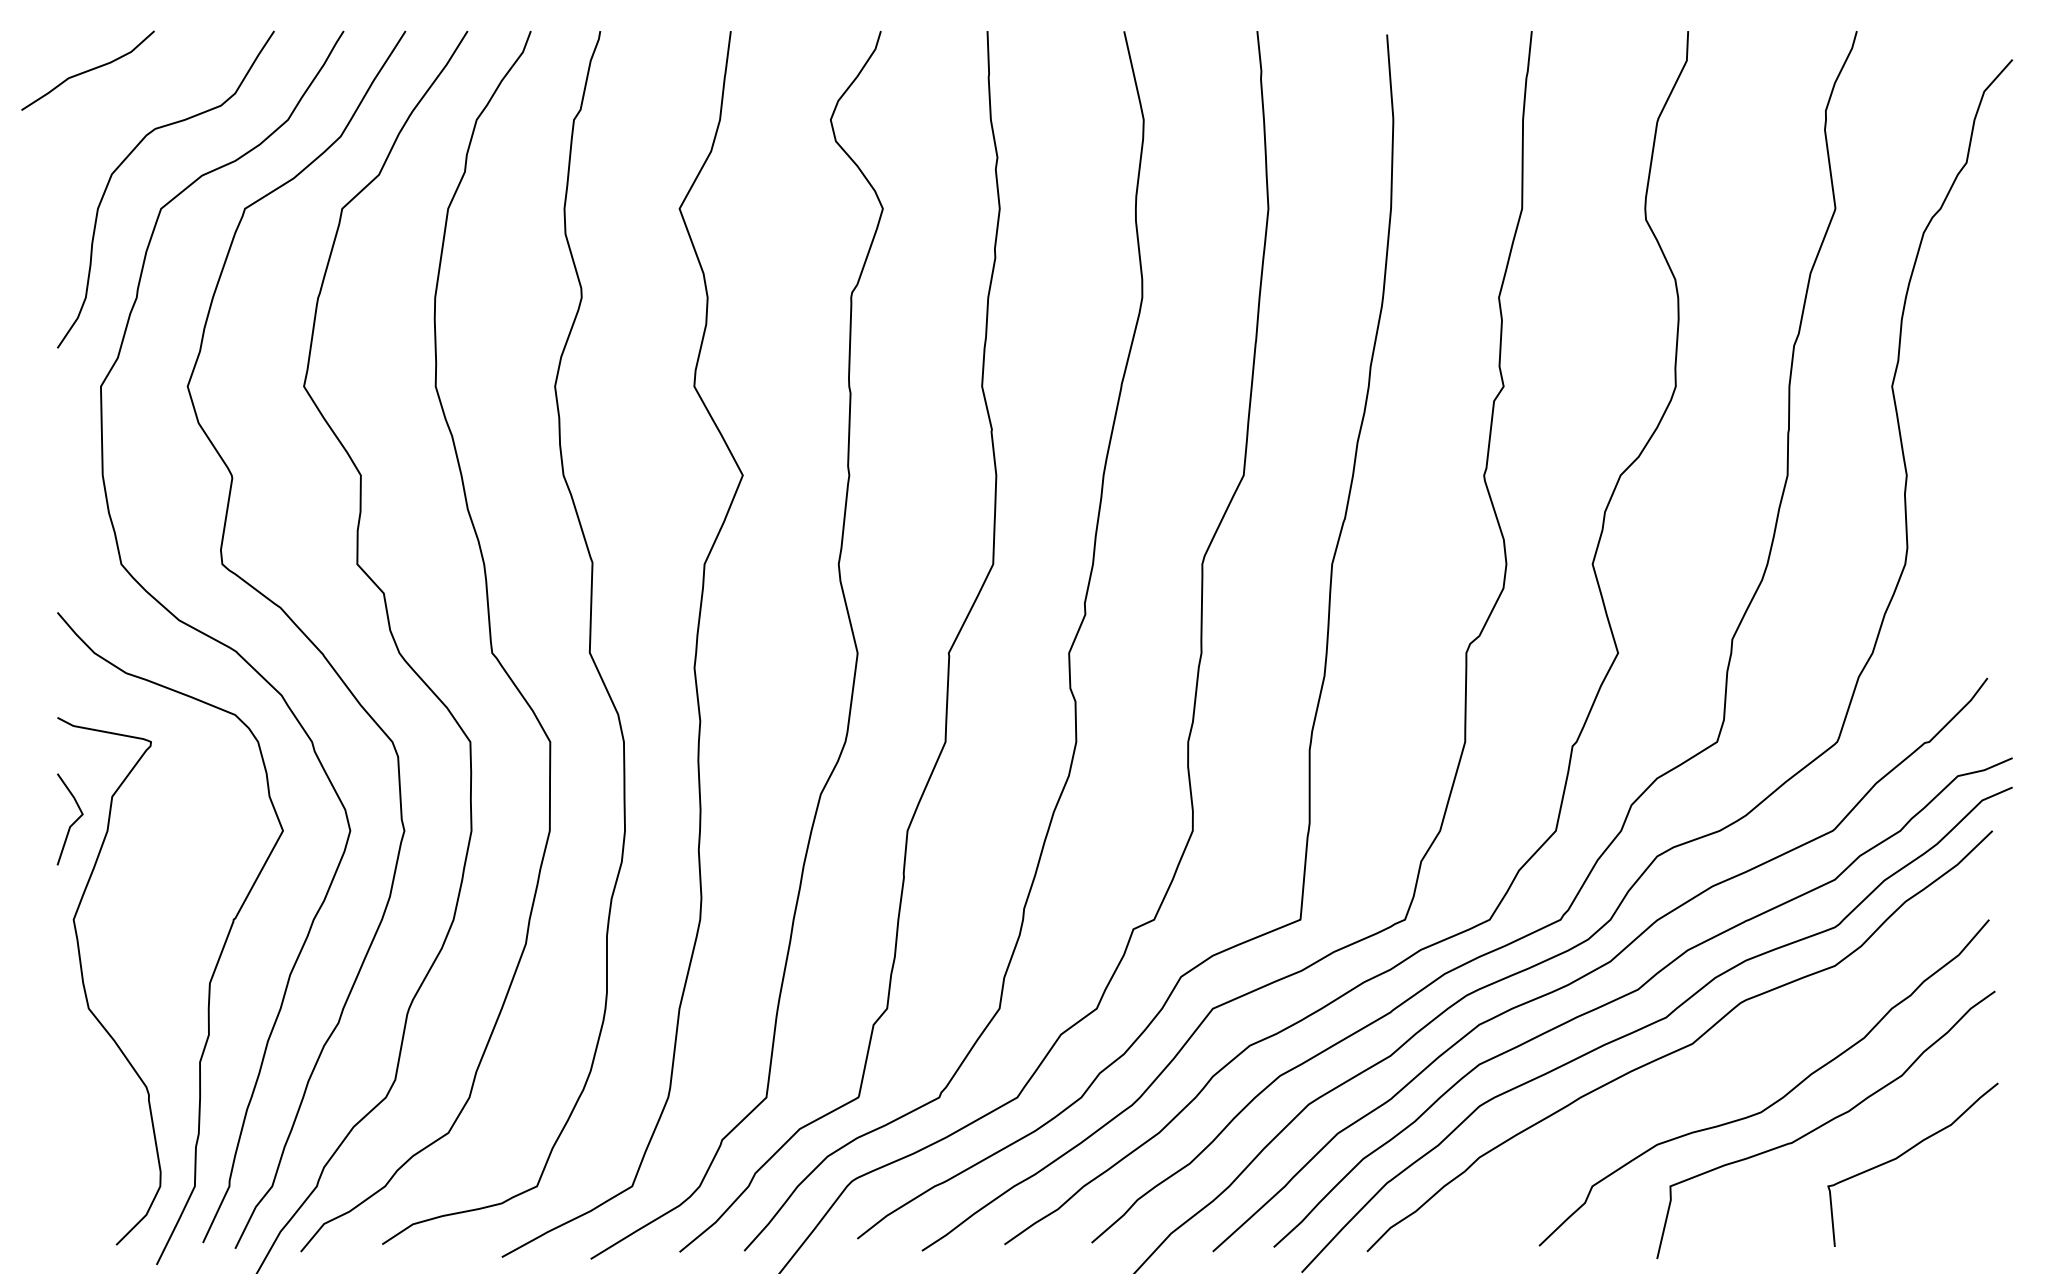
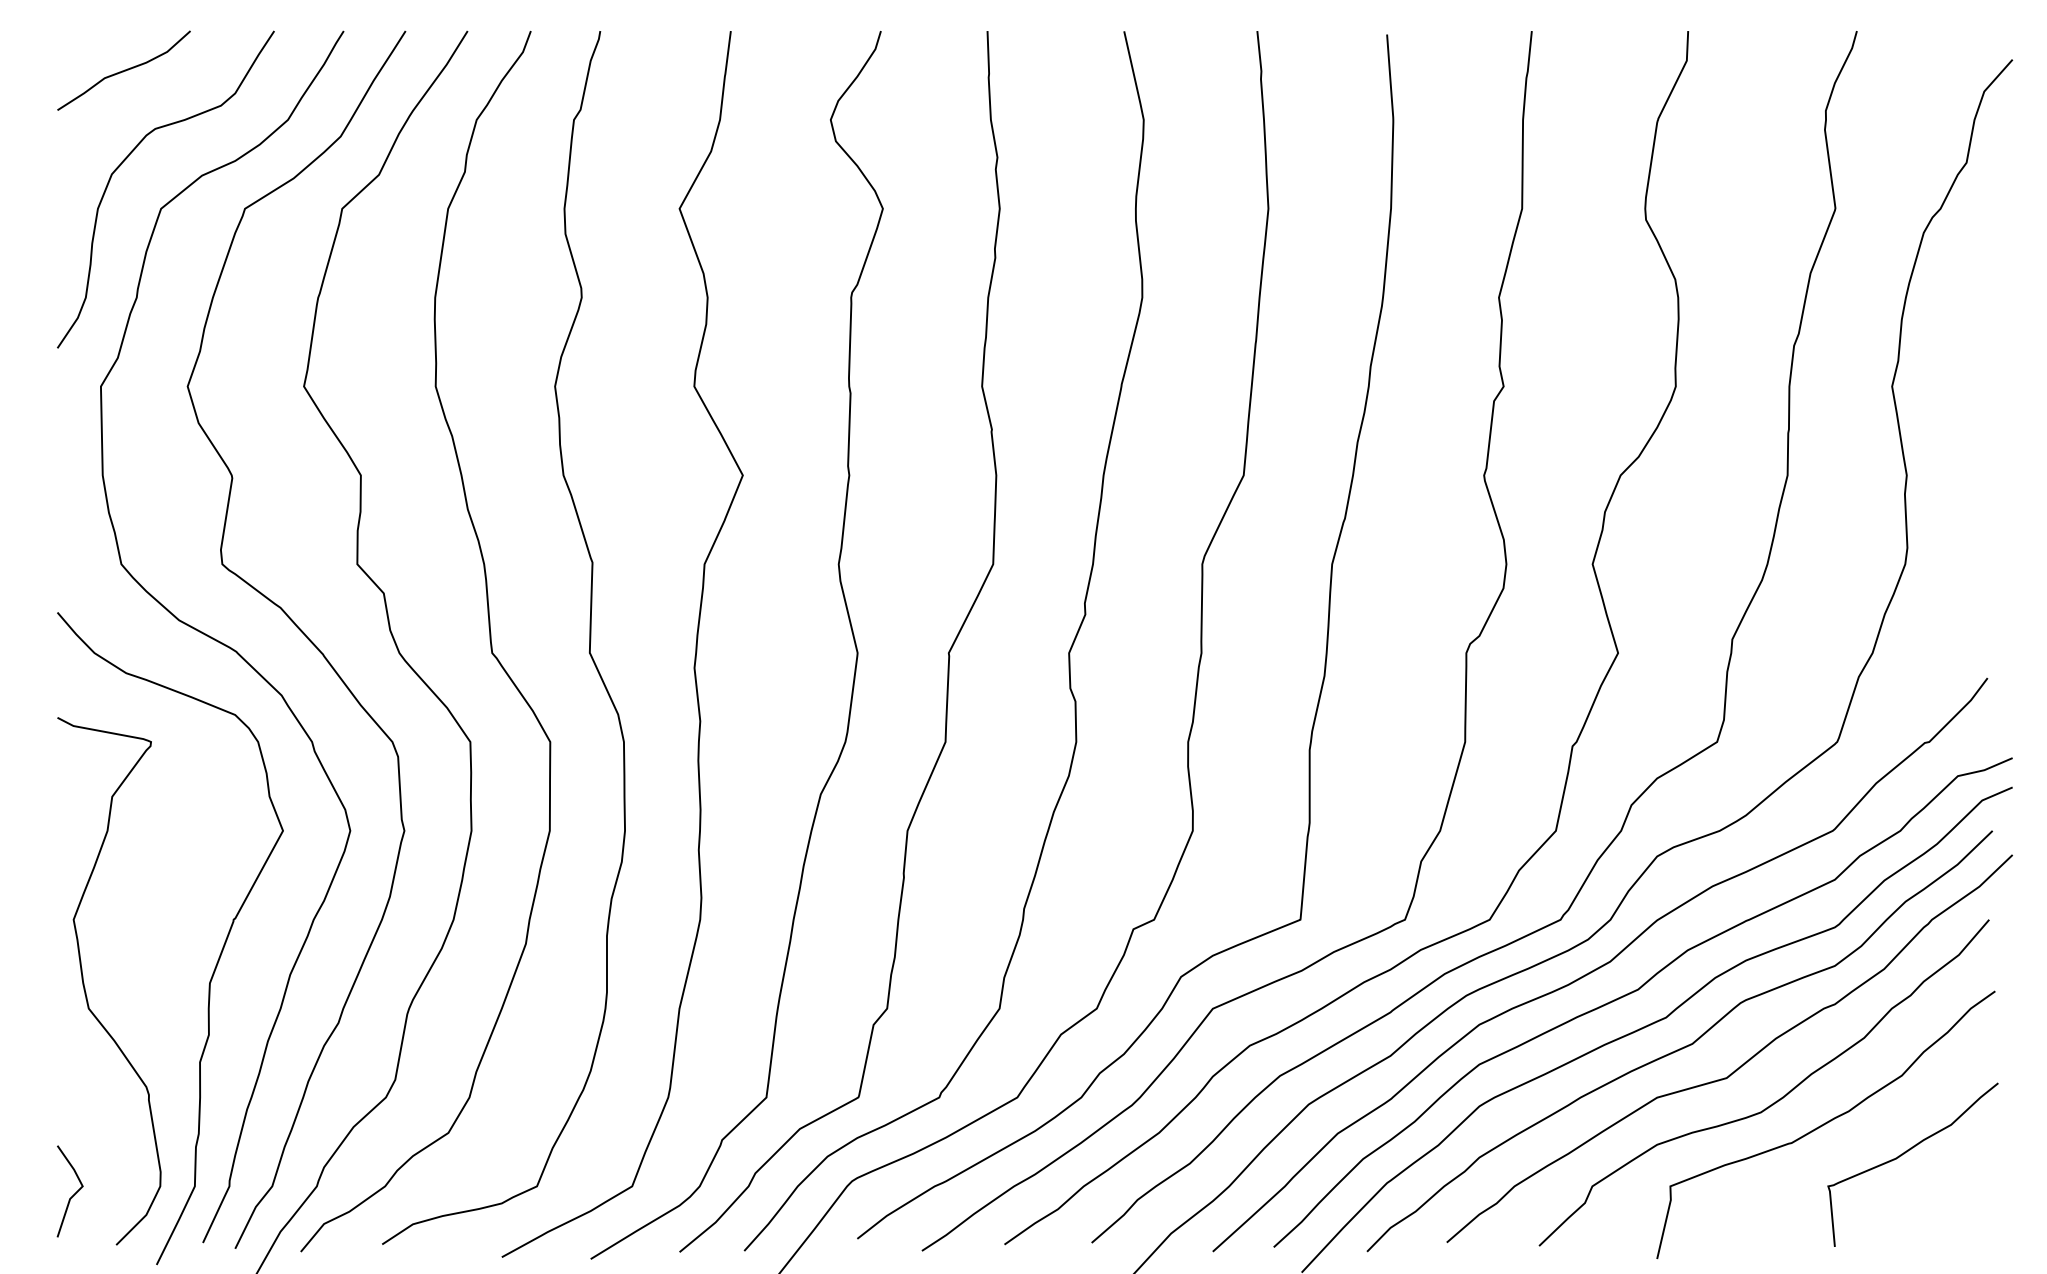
curve position: (87, 70) -> (123, 70) (123, 70)
line position: (73, 822) -> (73, 1194) (73, 1194)
curve: none -> present (1740, 1065)
